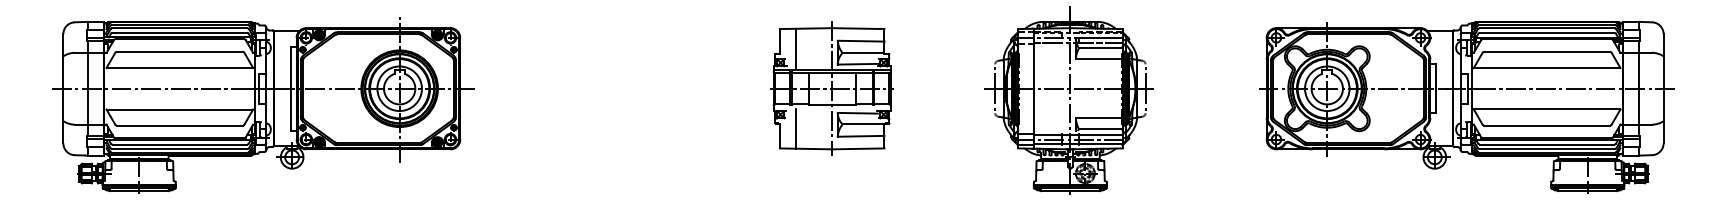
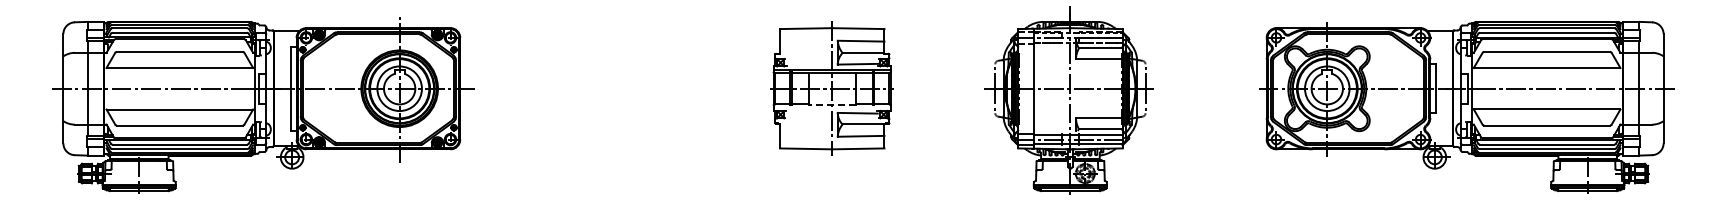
line: present -> none (796, 47)
line: solid -> dashed (832, 104)
line: present -> none (796, 128)
